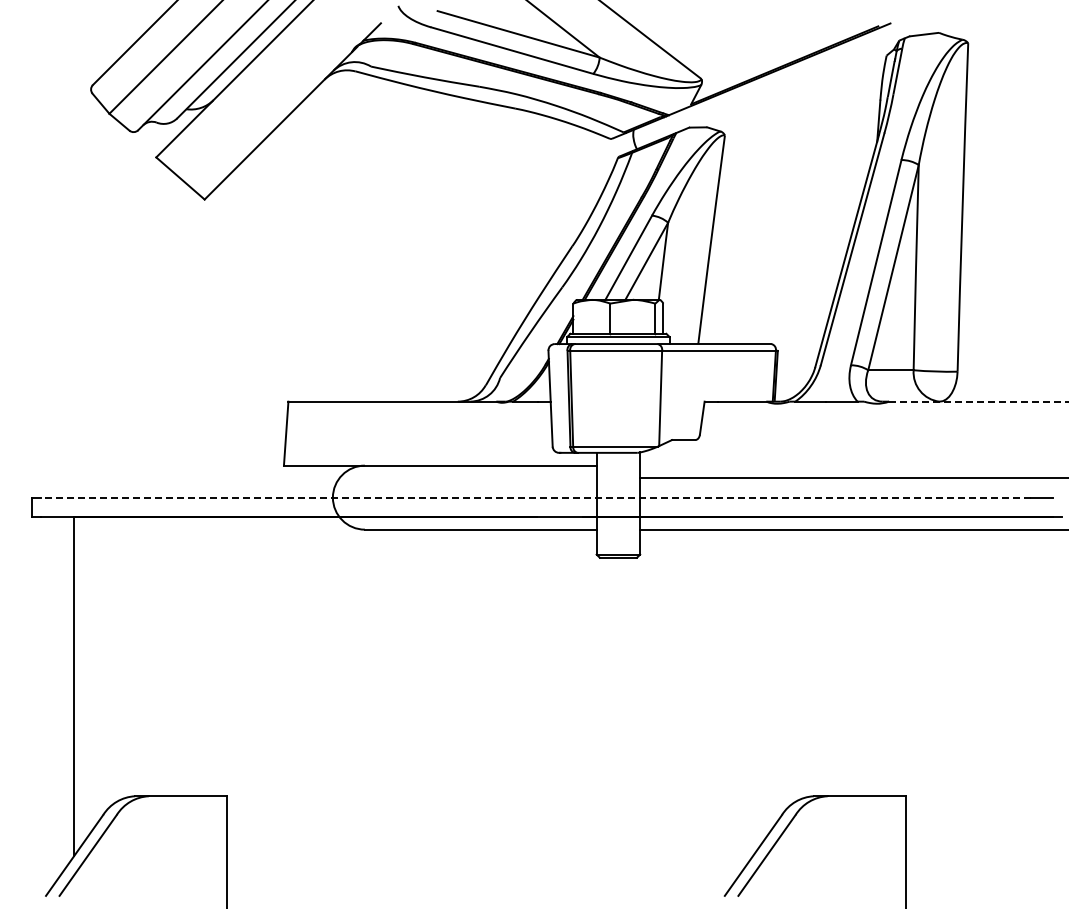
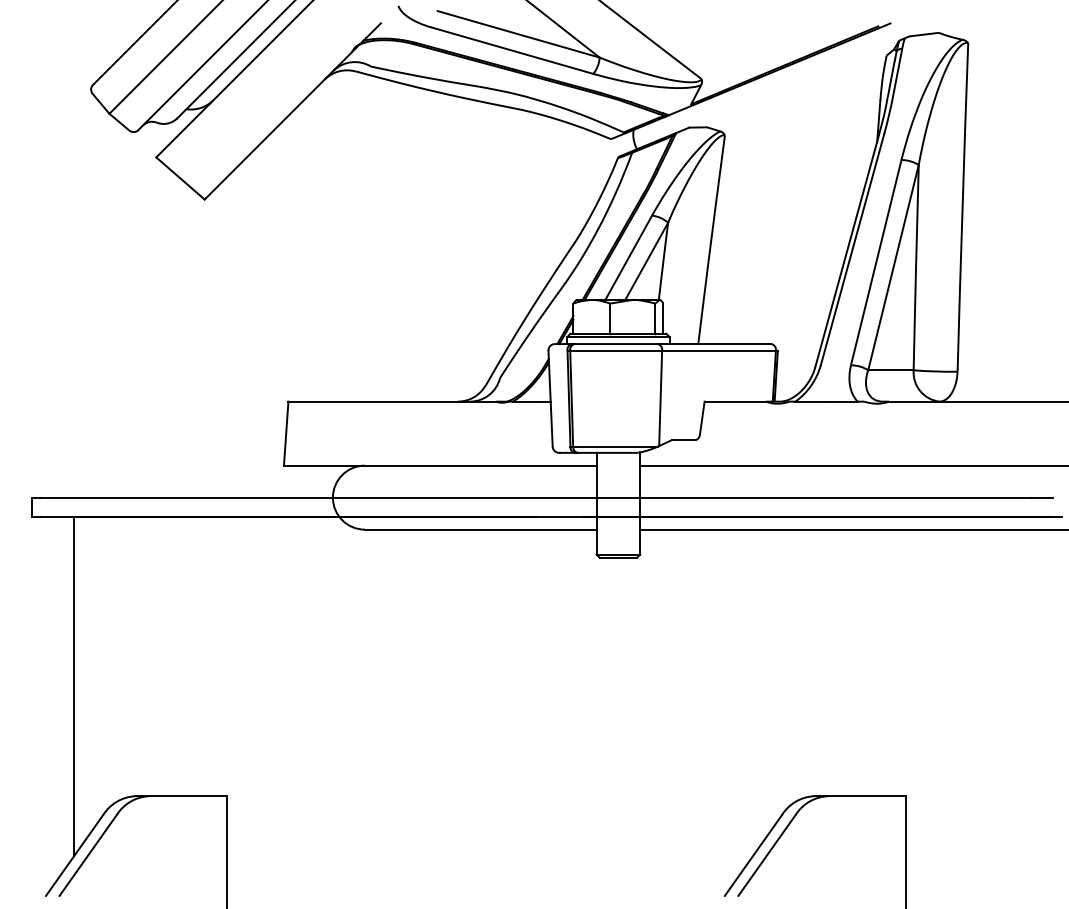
line: dashed -> solid (978, 401)
line position: (852, 477) -> (852, 465) (852, 465)
line: dashed -> solid (536, 497)
